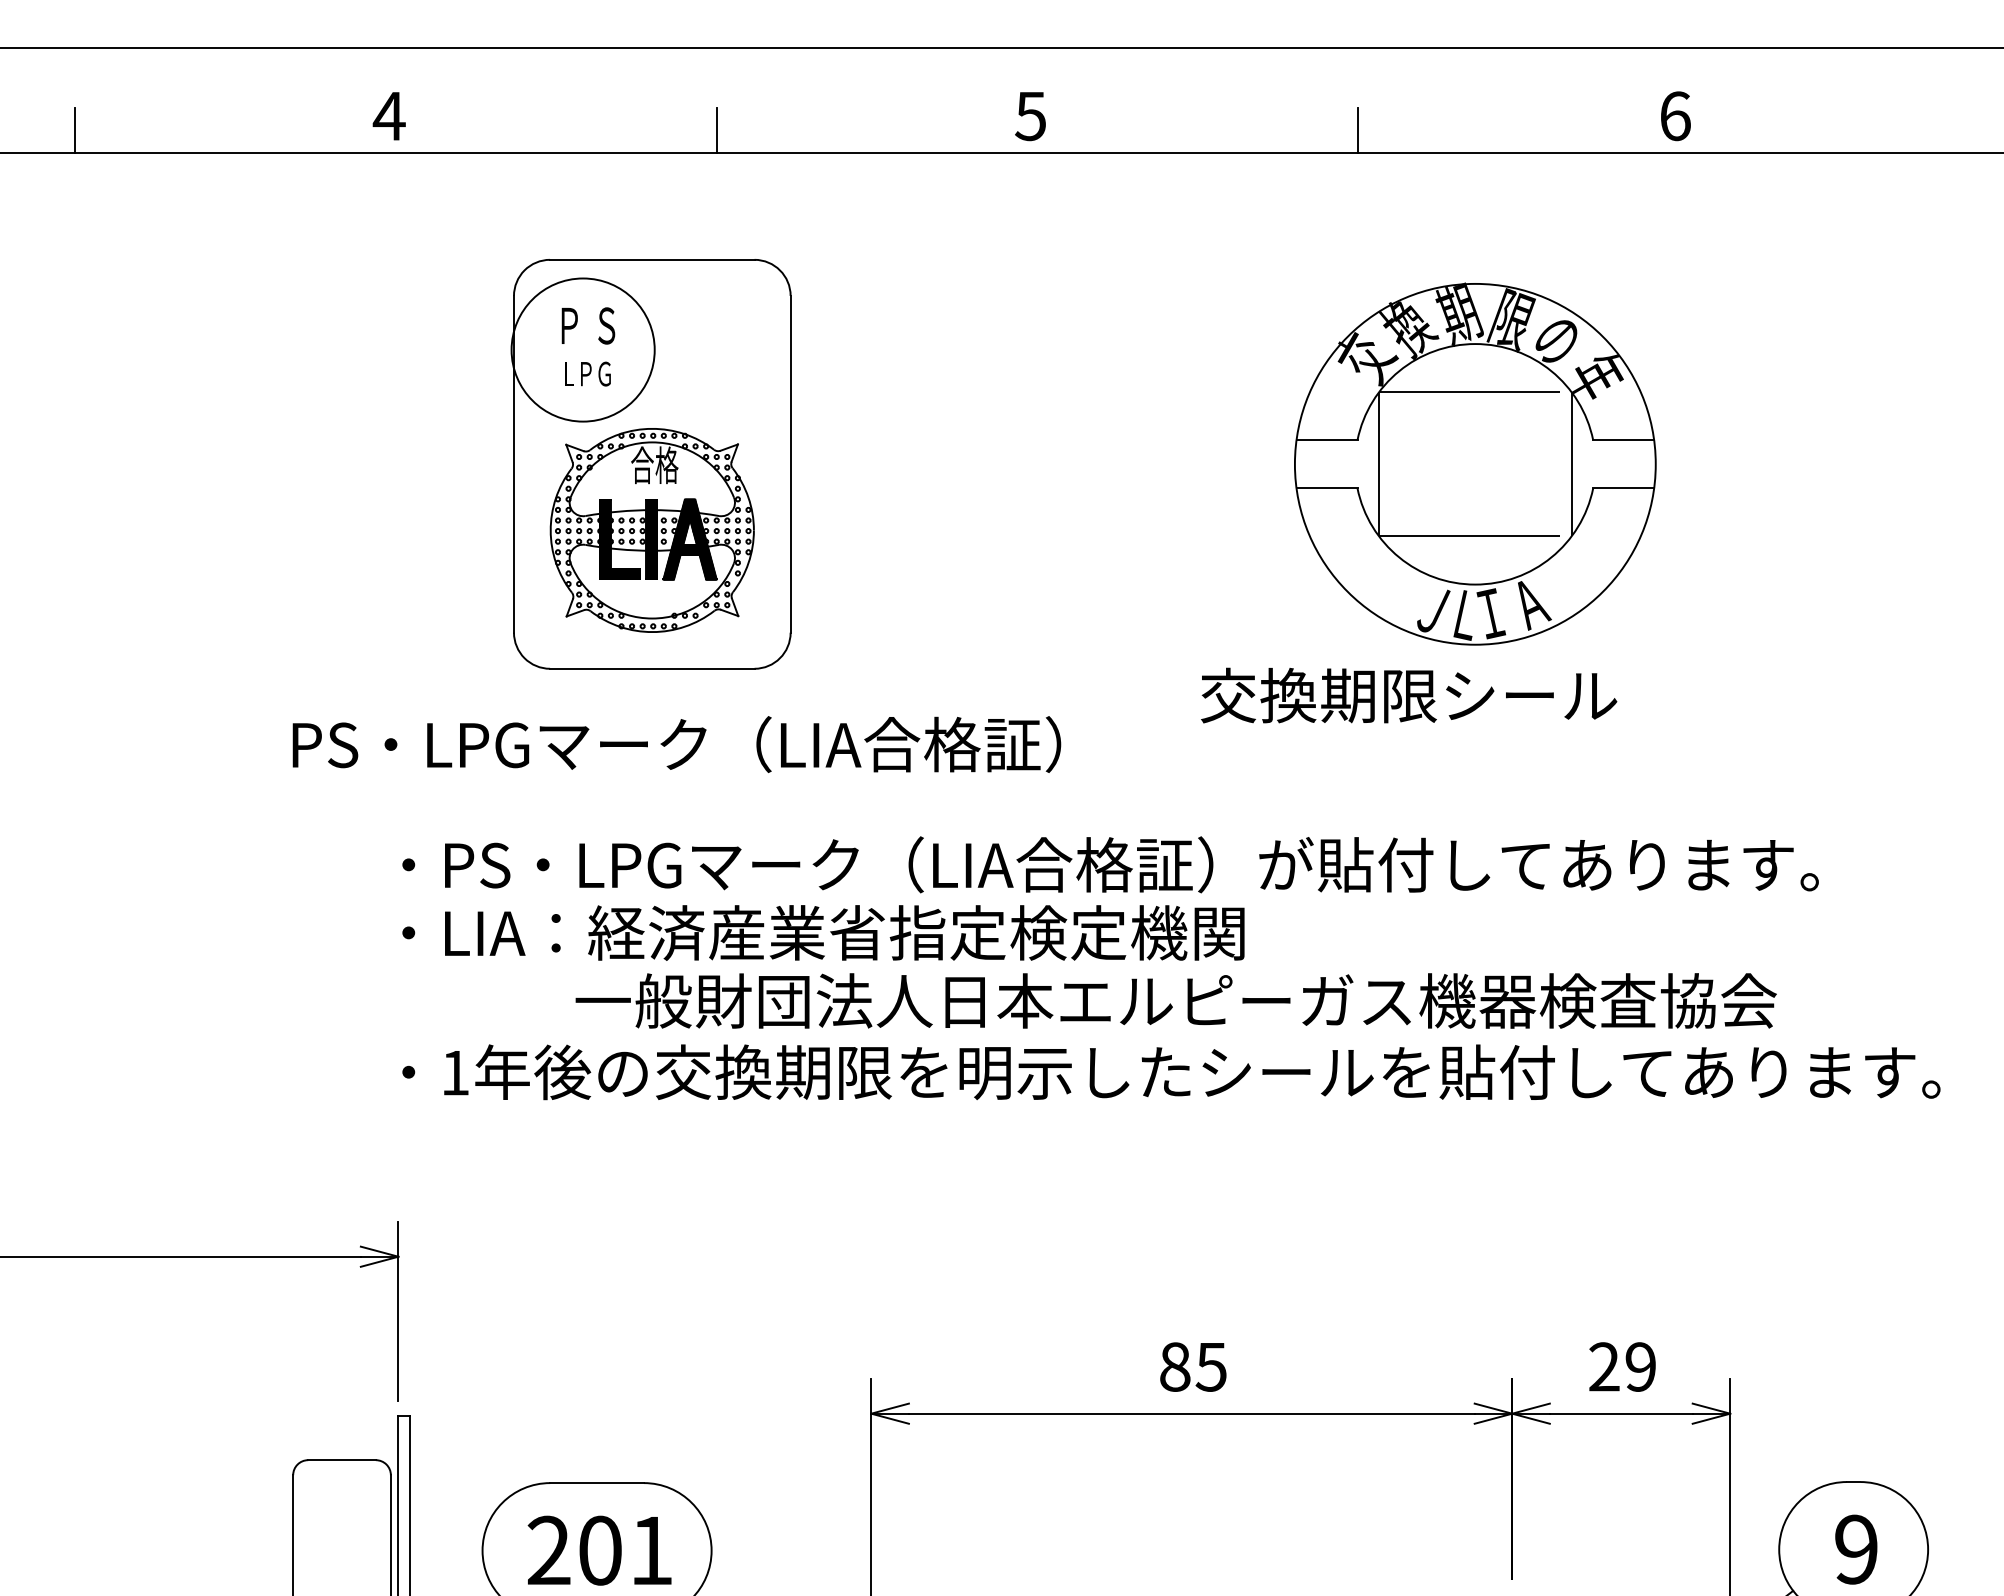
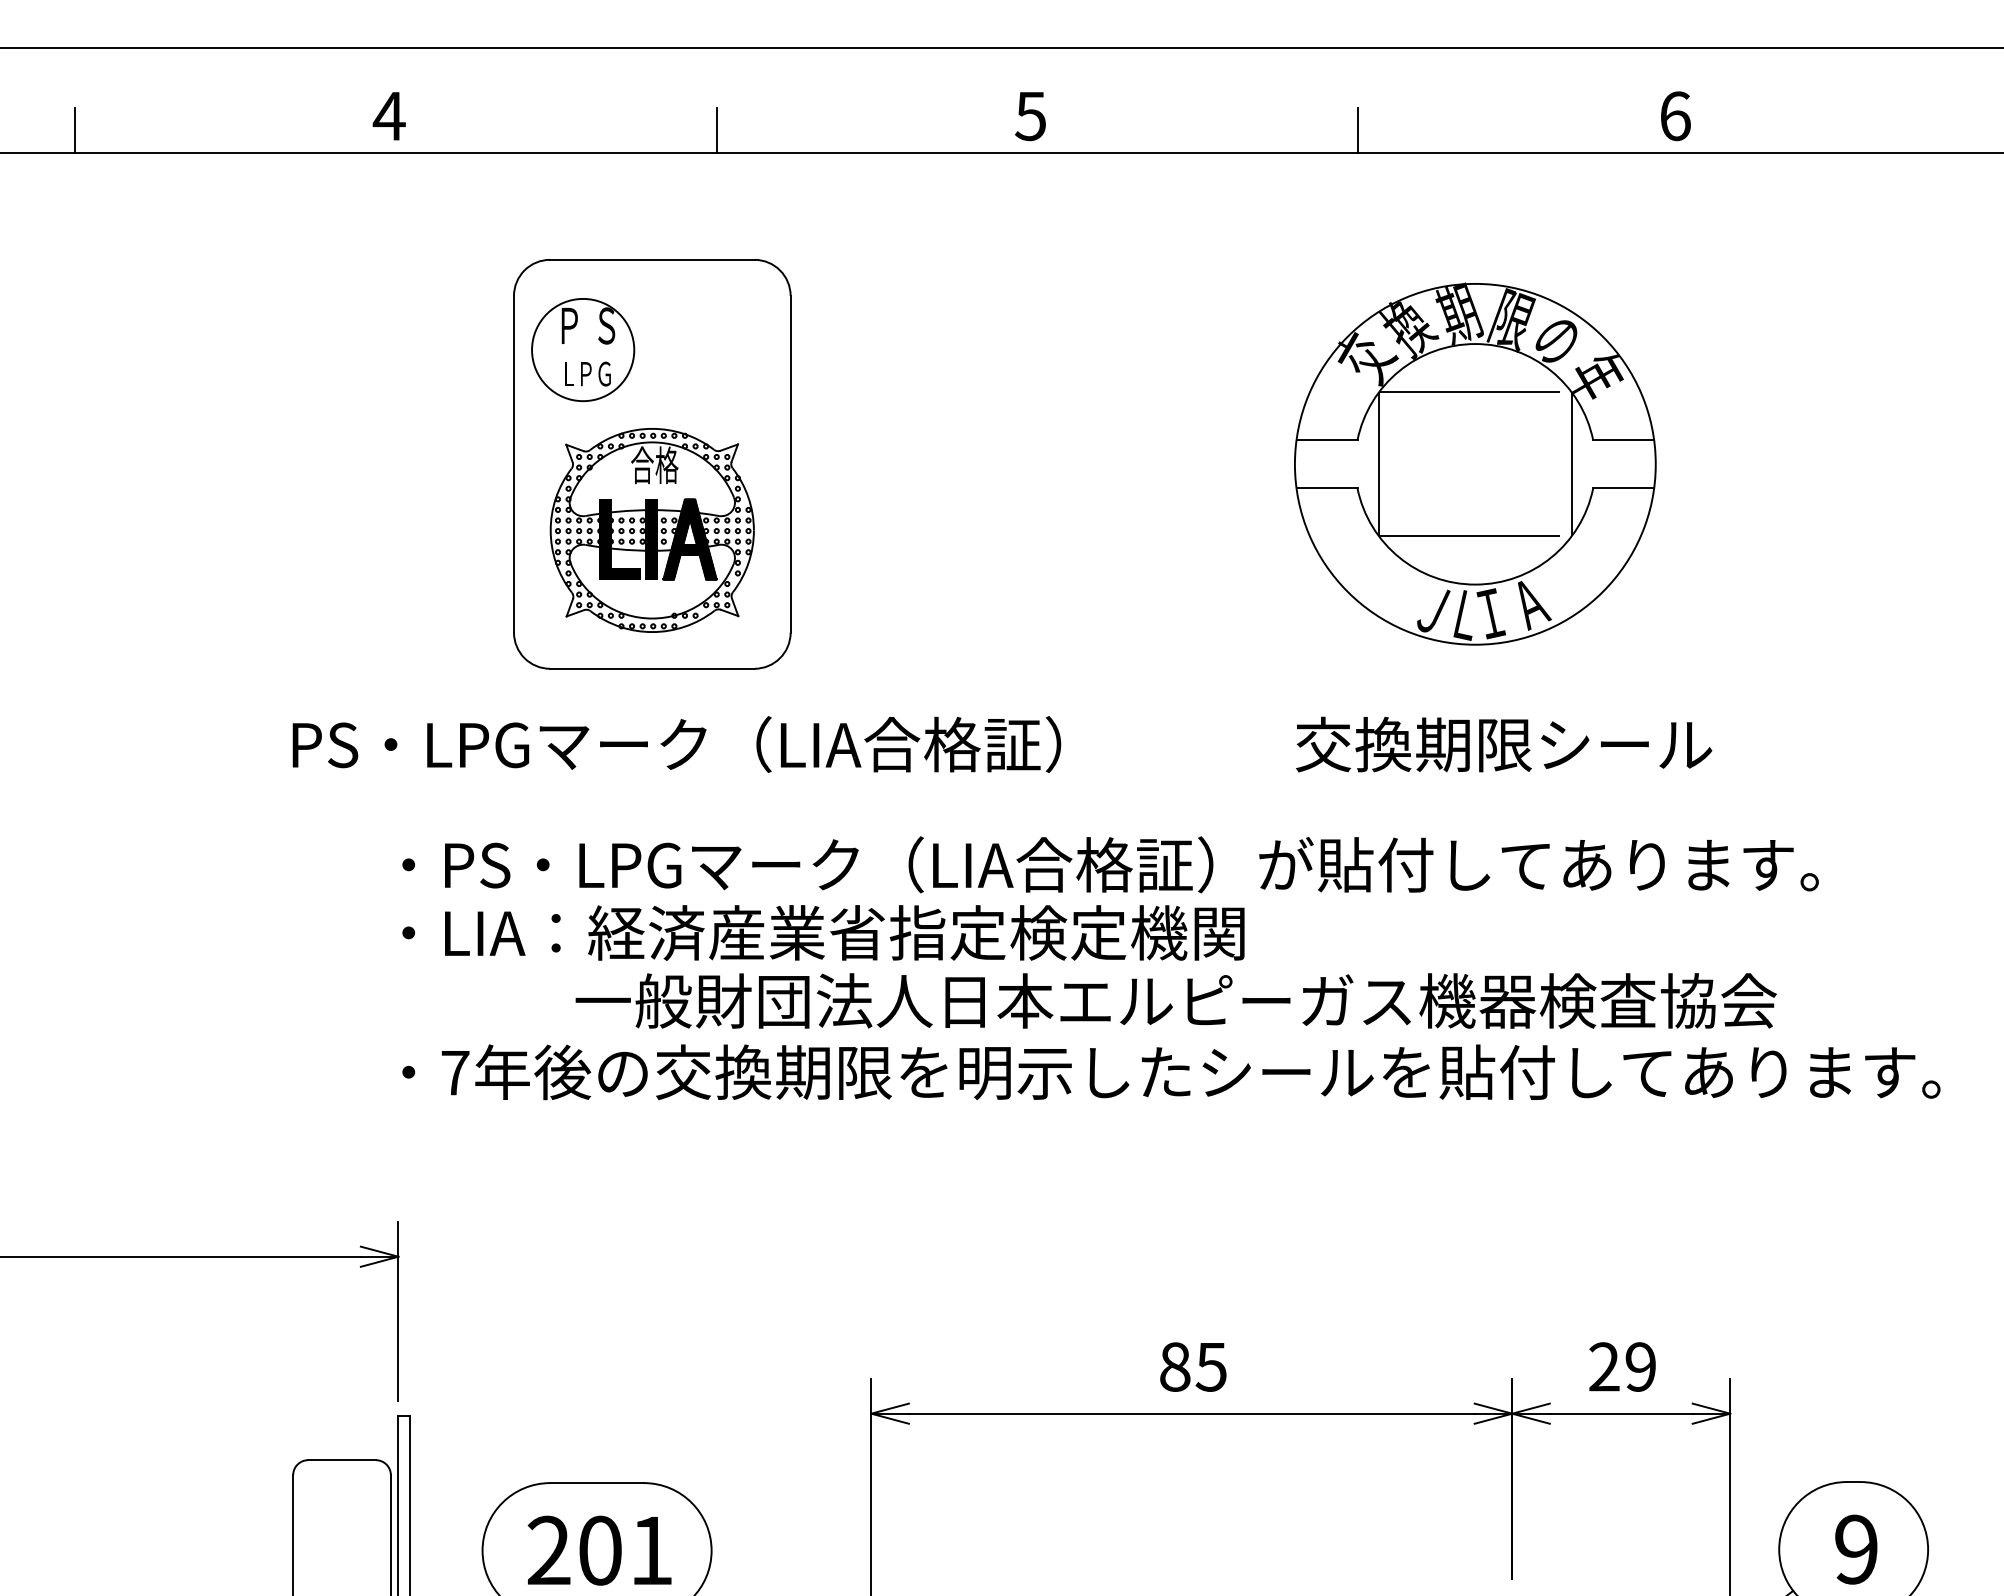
circle diameter: 143 px -> 102 px (583, 349)
text position: (1409, 695) -> (1504, 744) (1504, 744)
text: 1 -> 7 (455, 1073)
